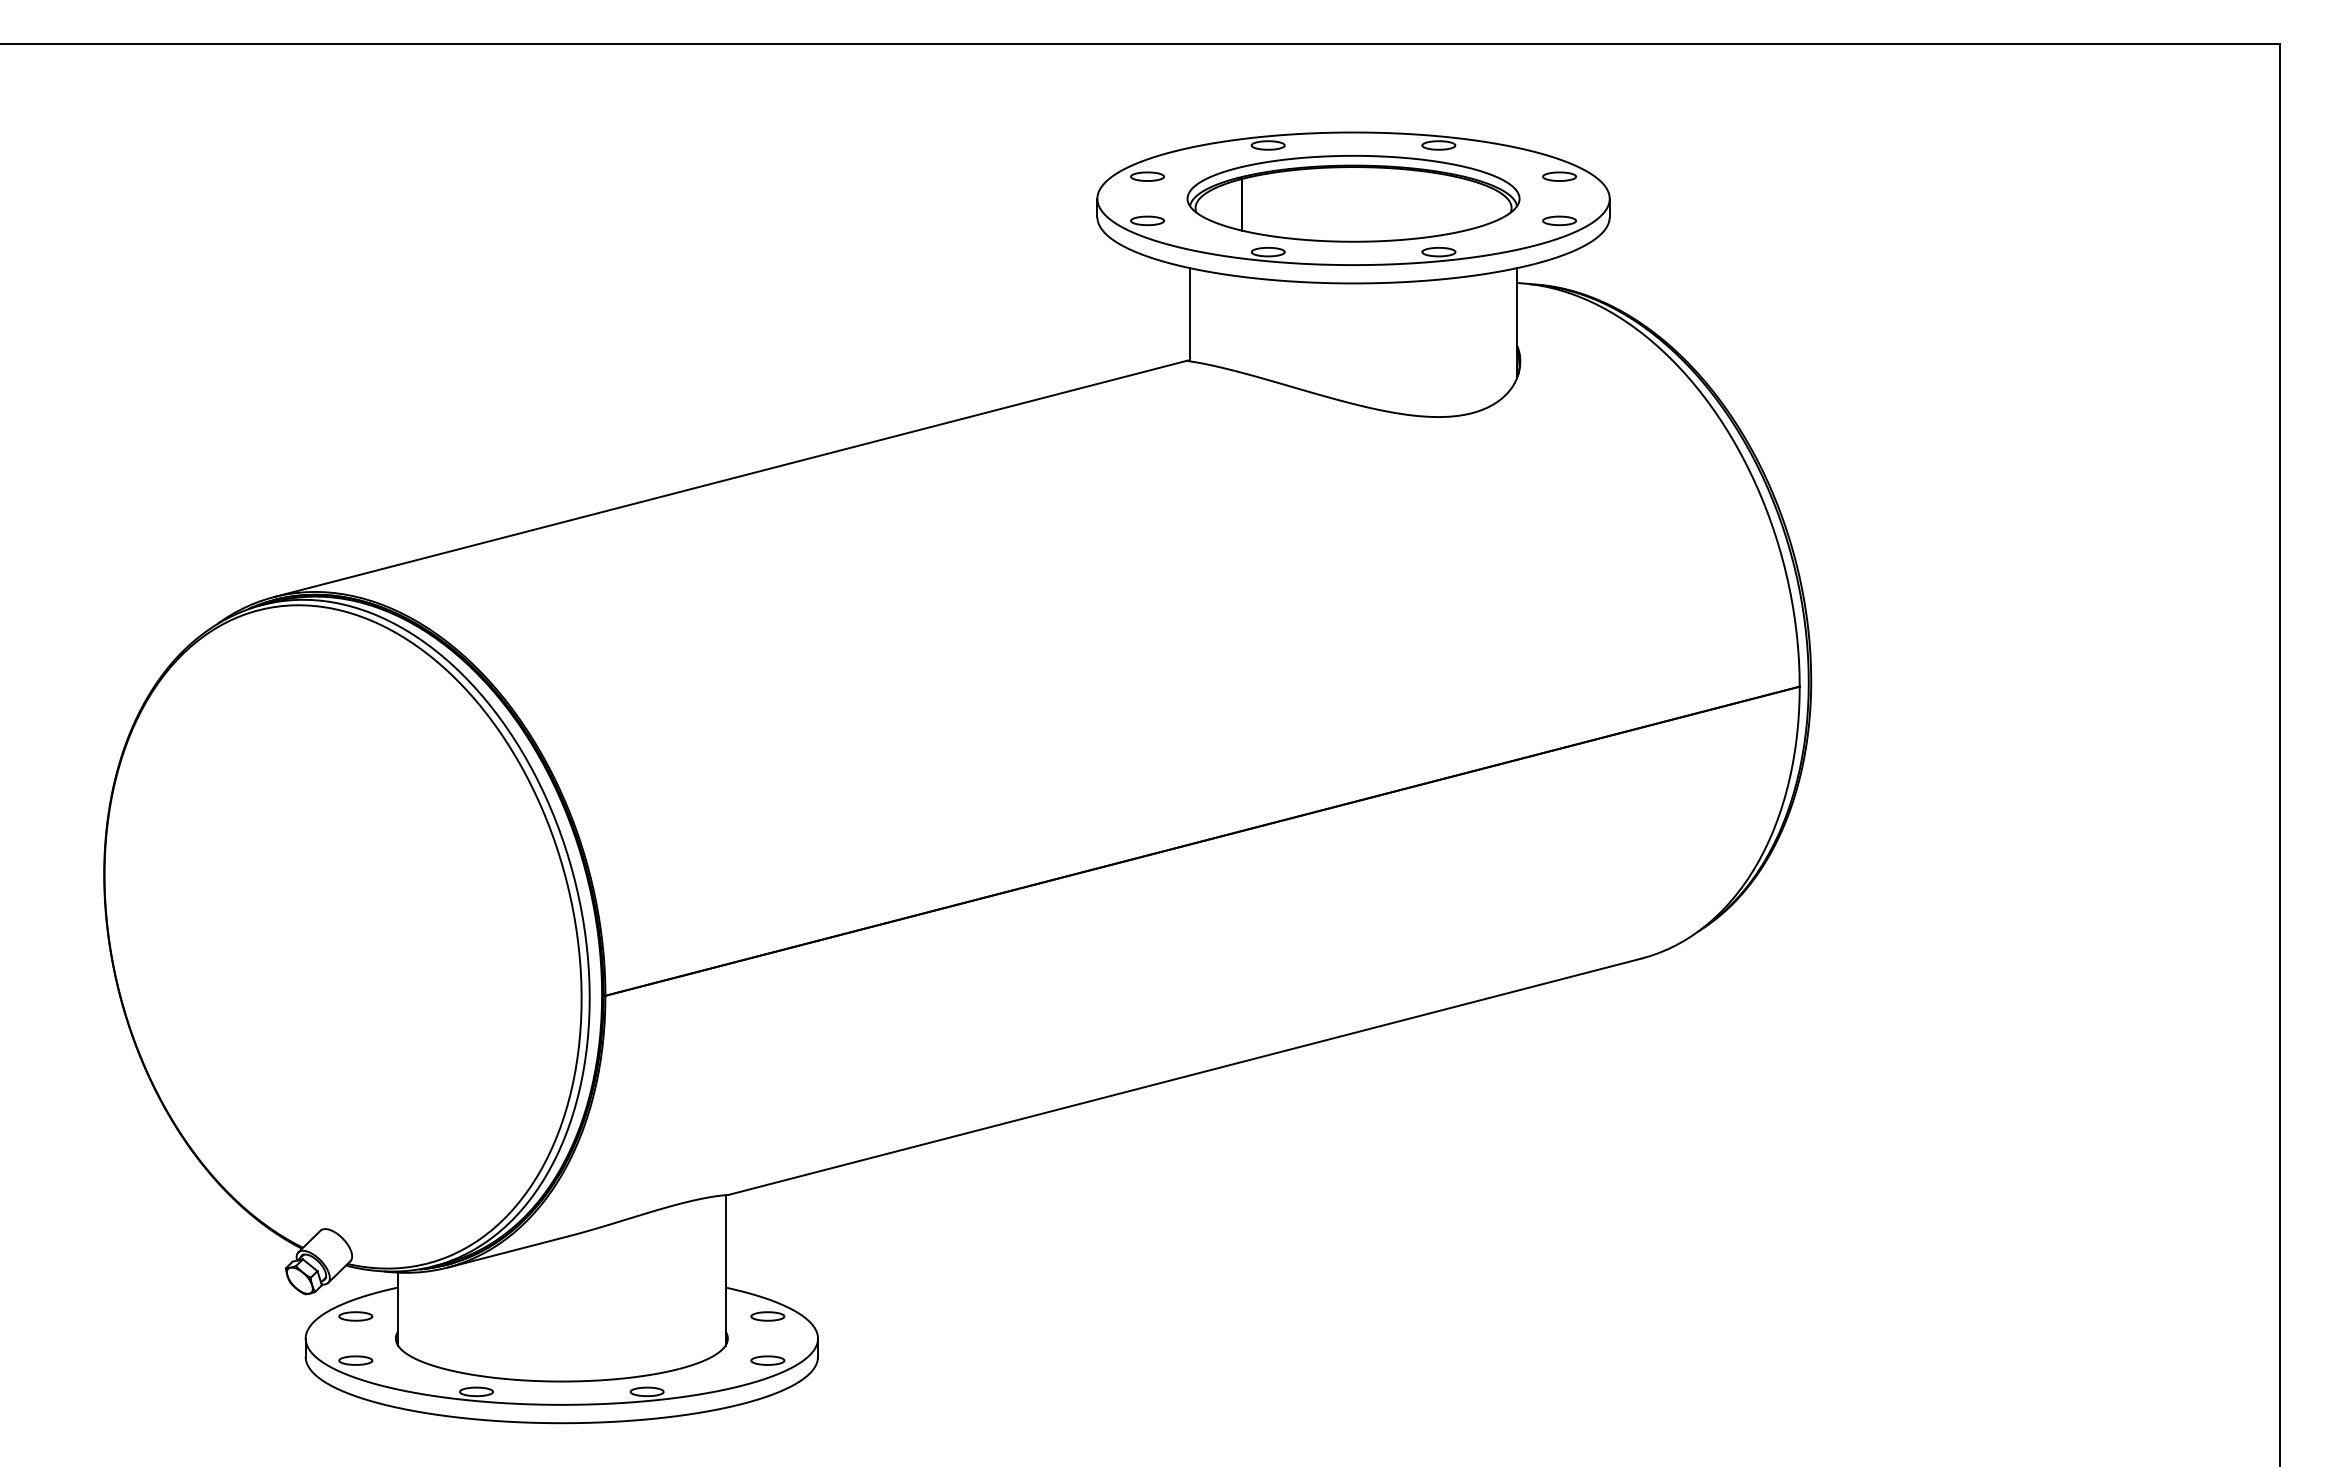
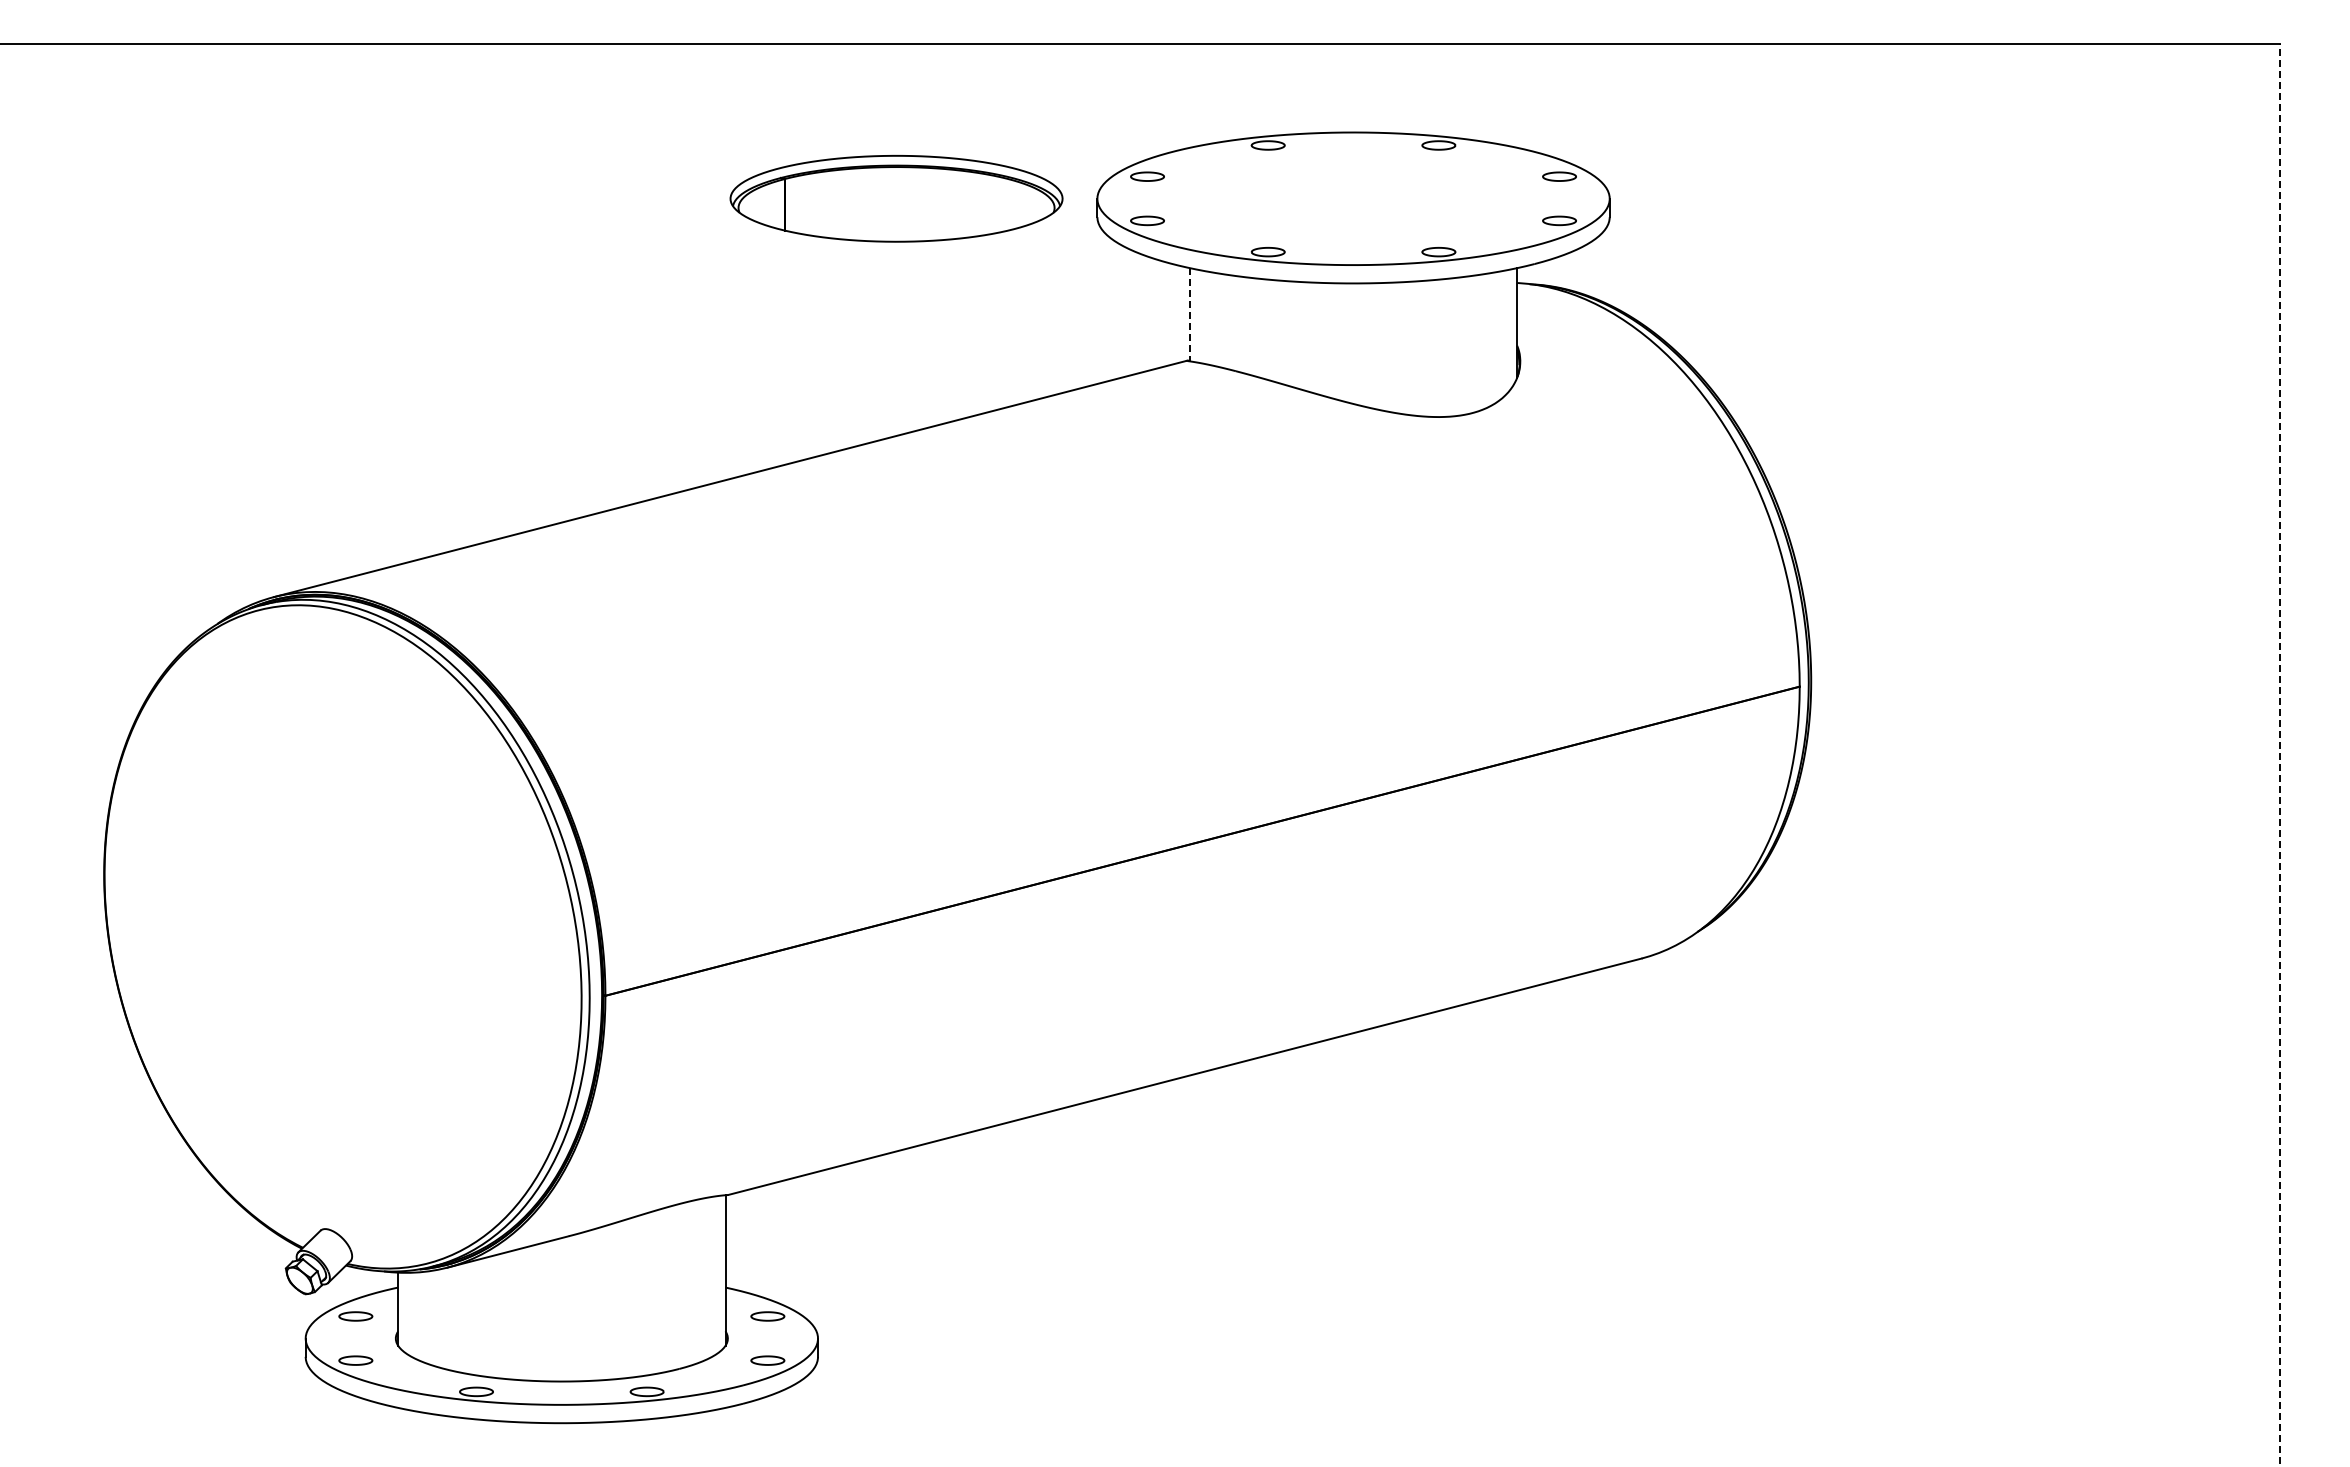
part position: (1353, 198) -> (896, 198) (896, 198)
line: solid -> dashed (1189, 314)
line: solid -> dashed (2279, 754)
